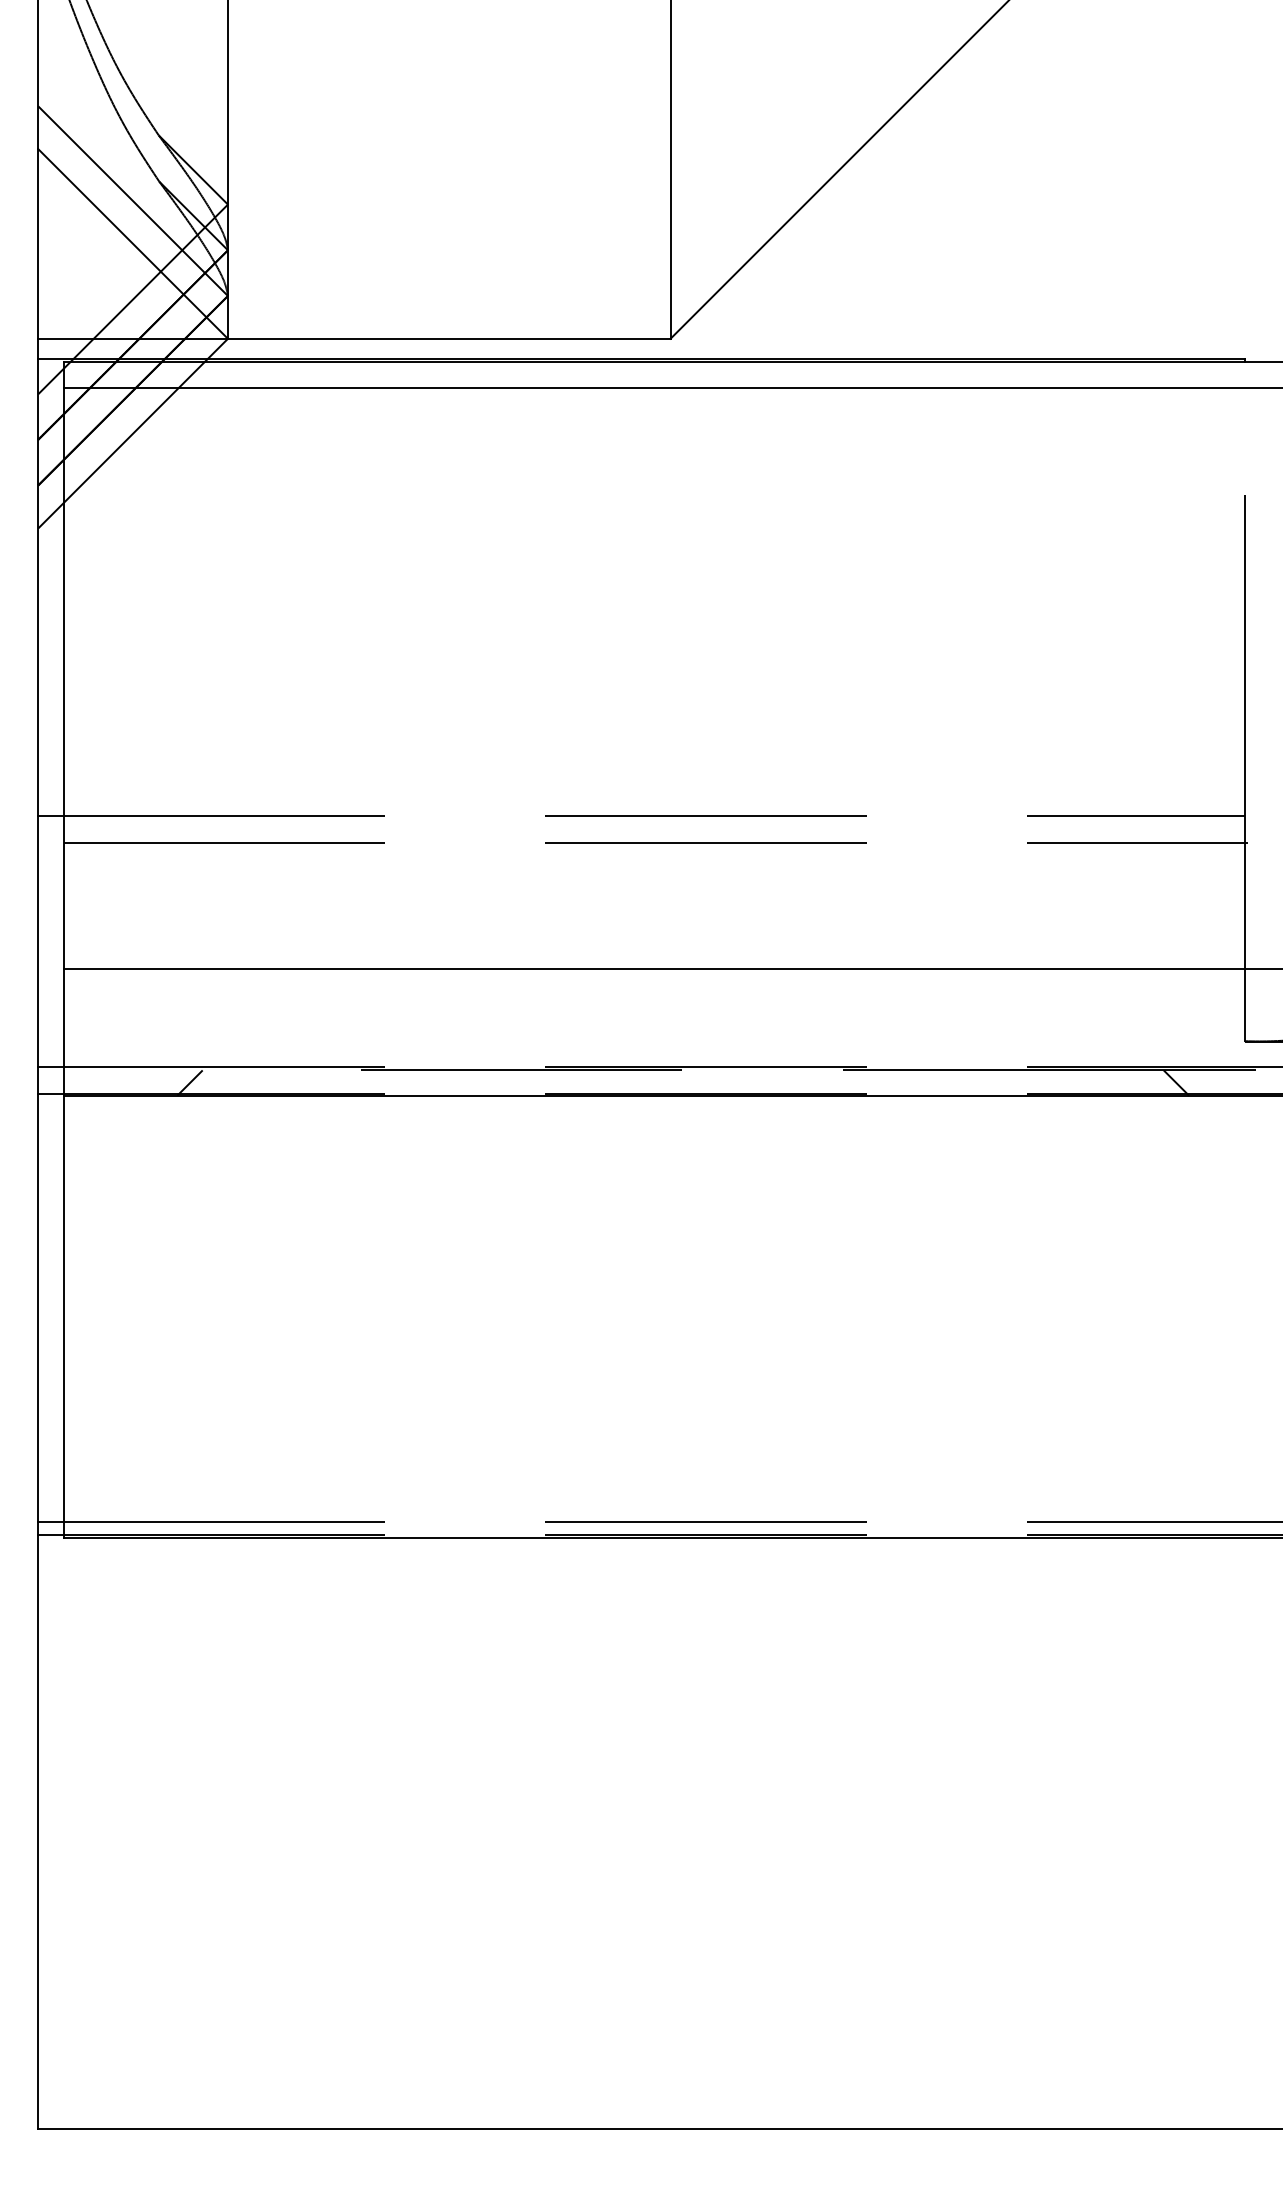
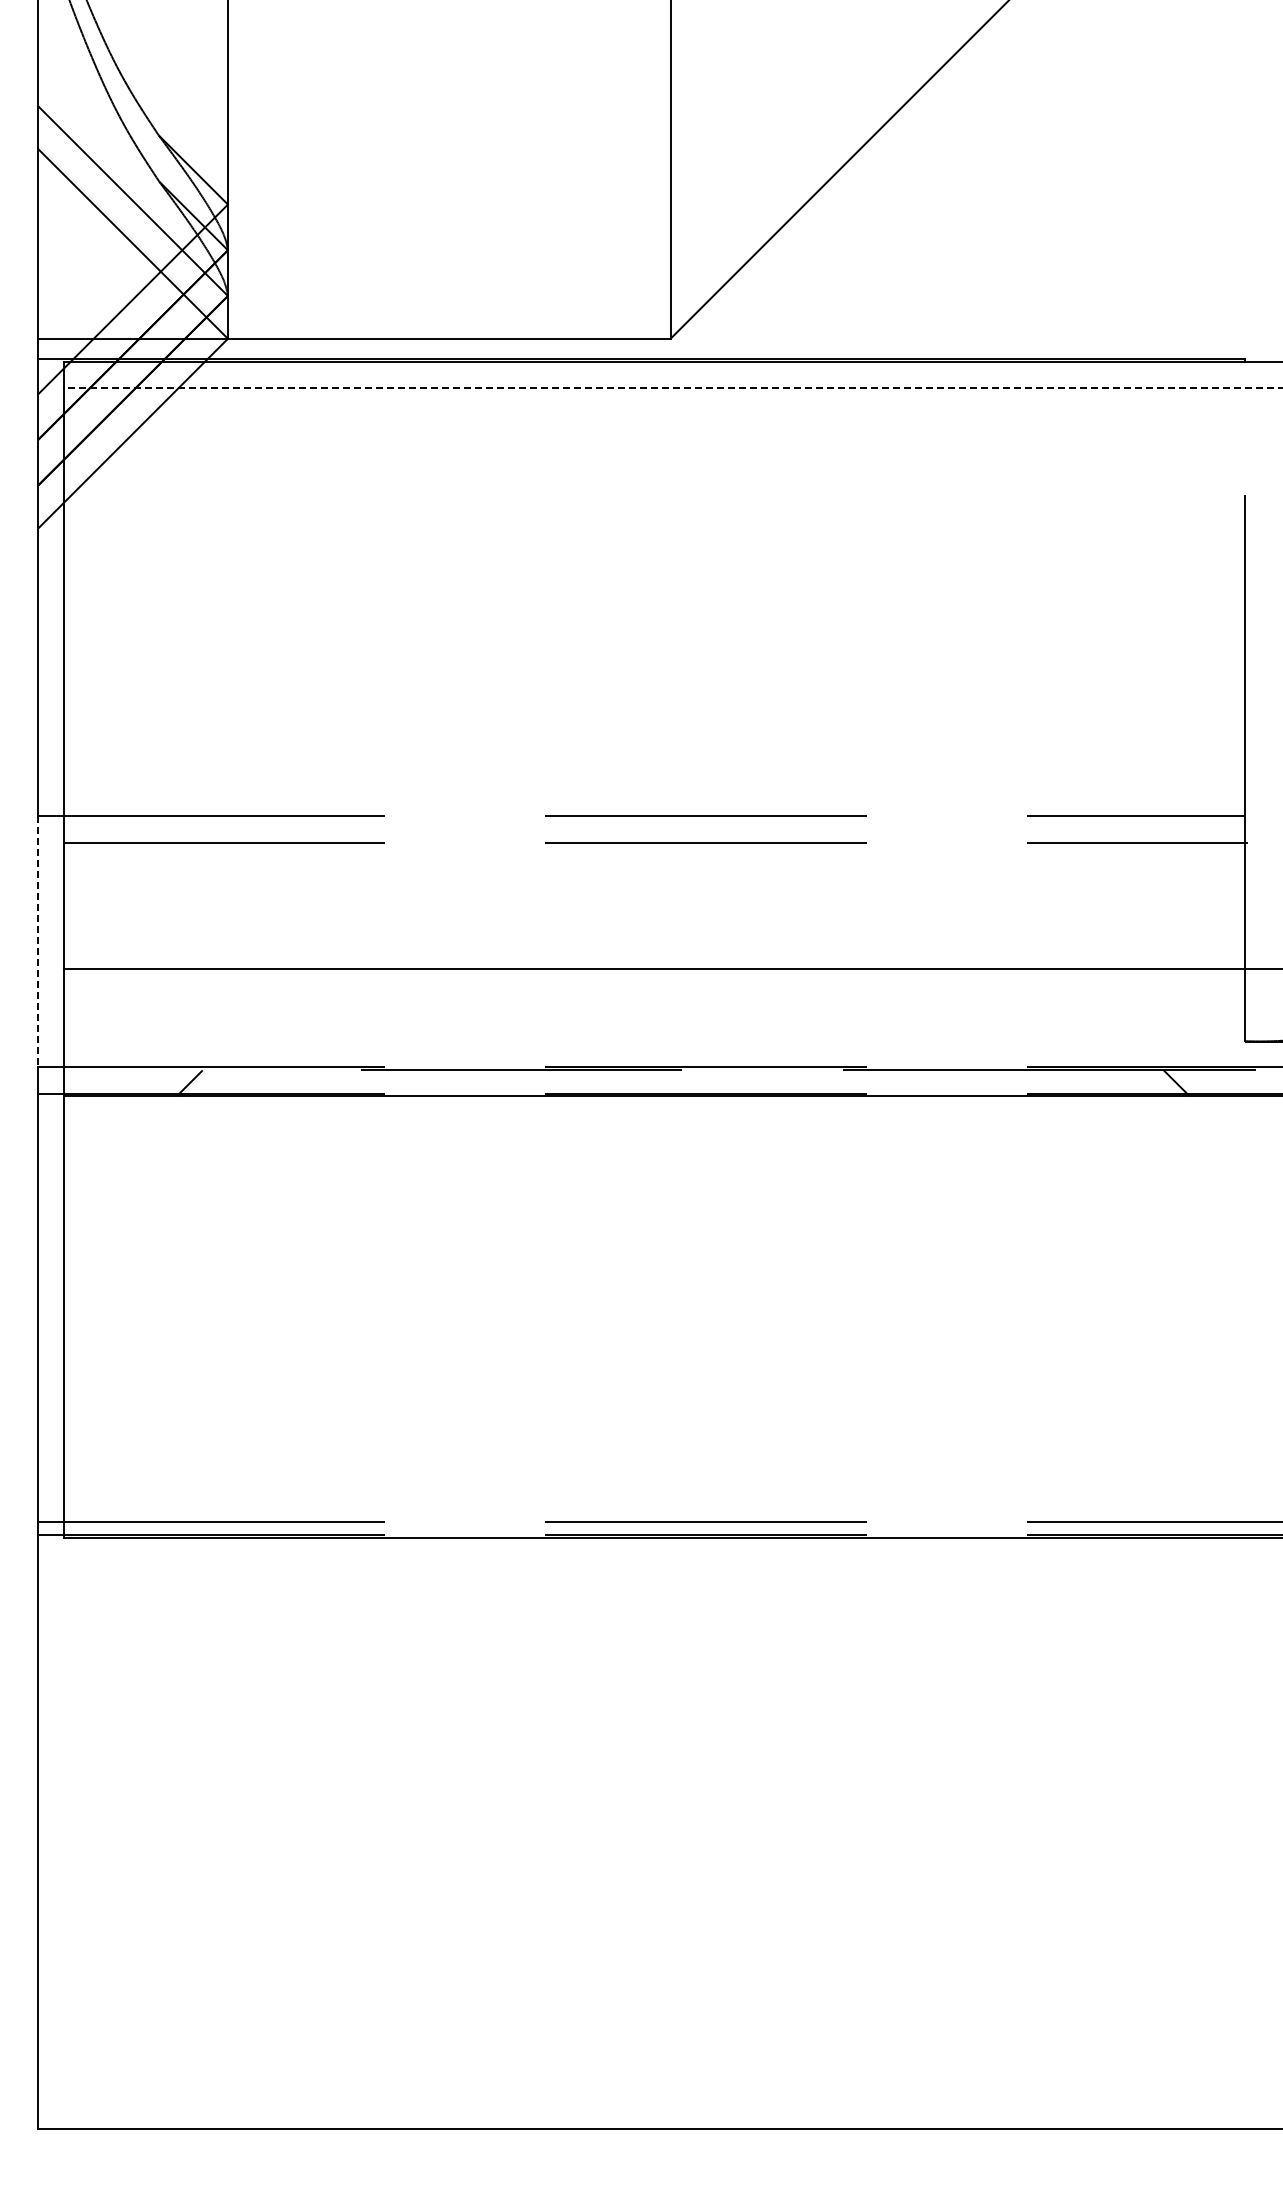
line: solid -> dashed (672, 387)
line: solid -> dashed (38, 942)
